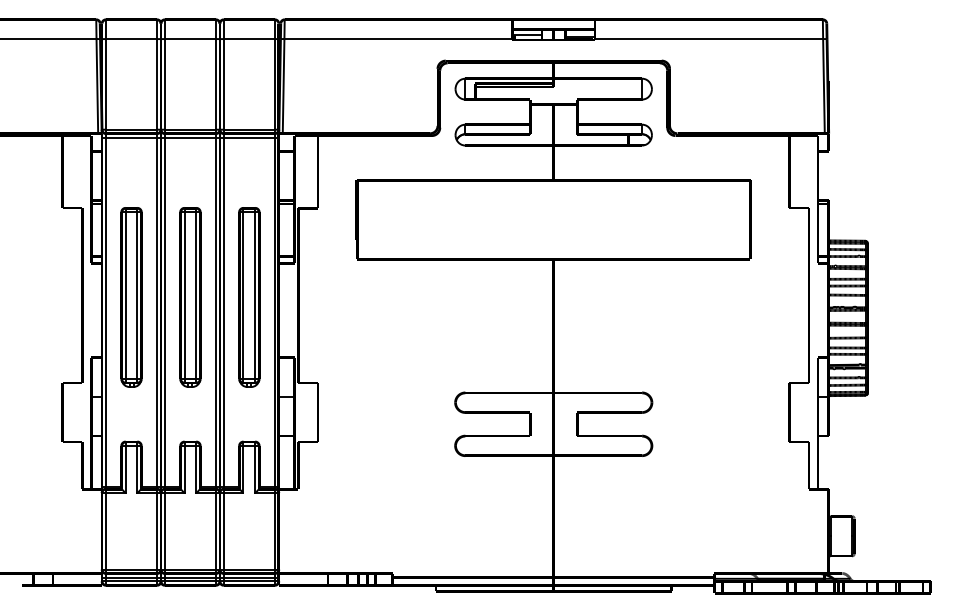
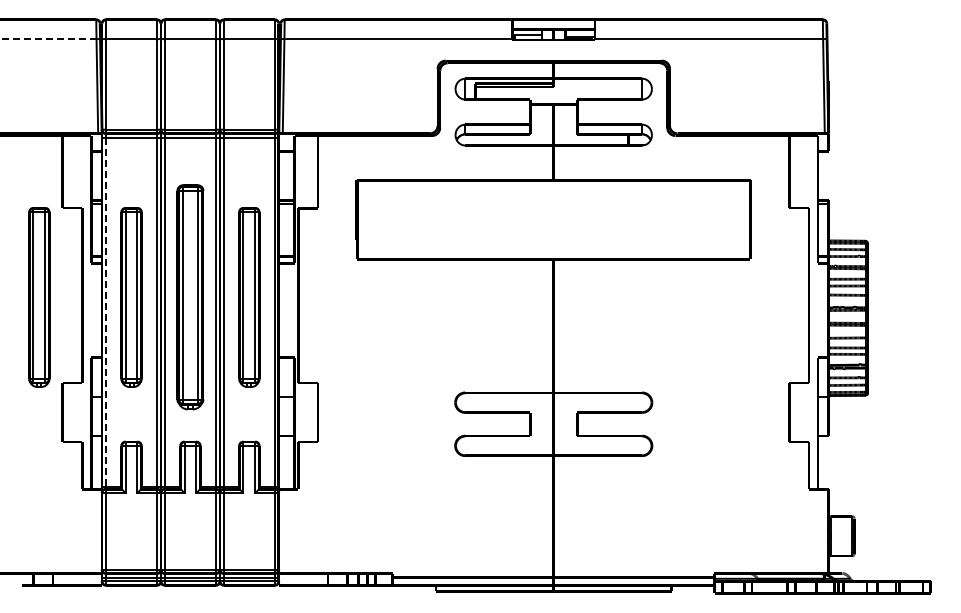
line: solid -> dashed (48, 39)
part: none -> present (39, 297)
part size: 23x181 px -> 29x227 px (190, 297)
line: solid -> dashed (106, 312)
